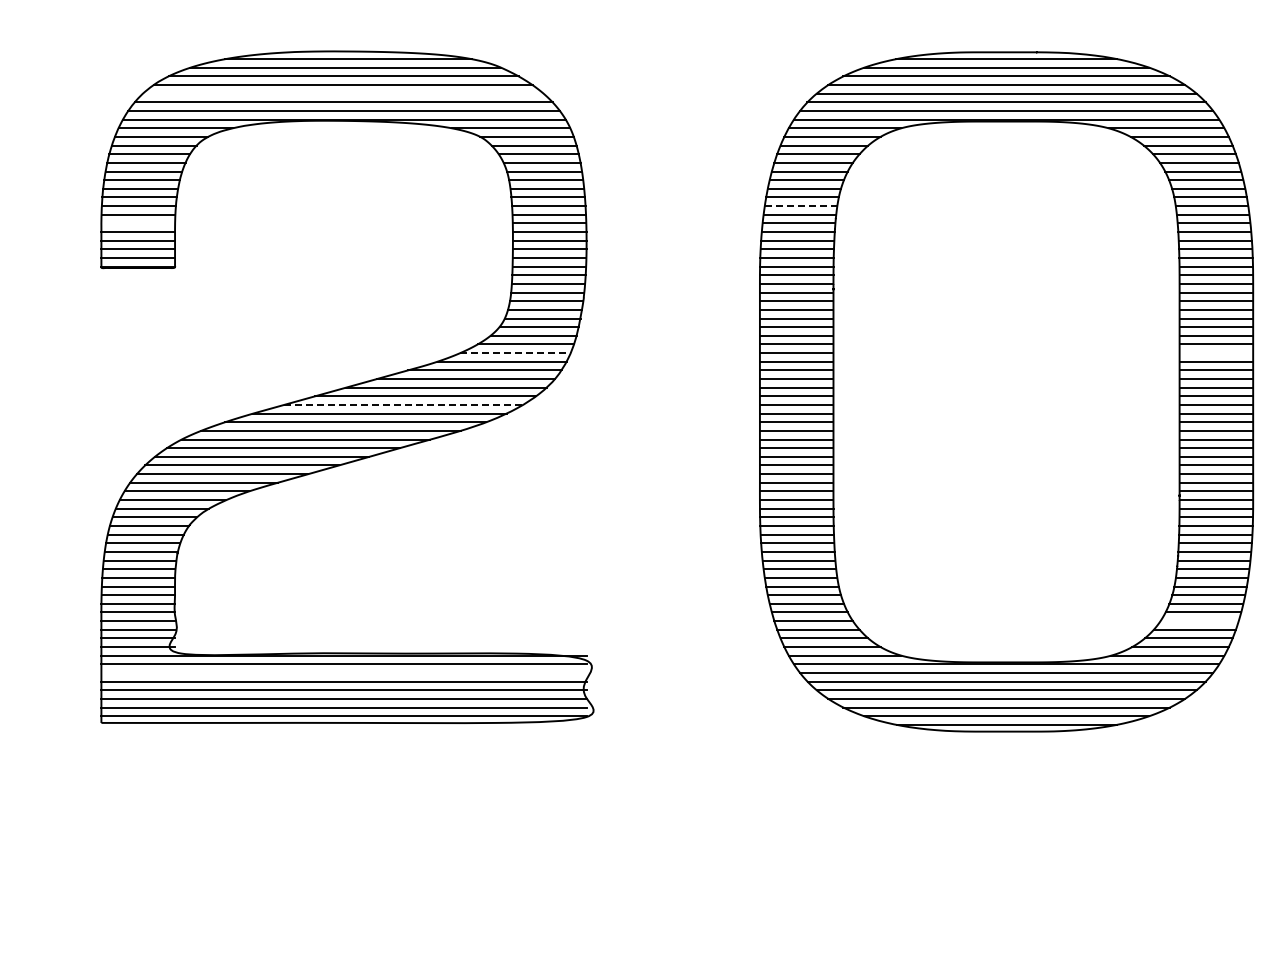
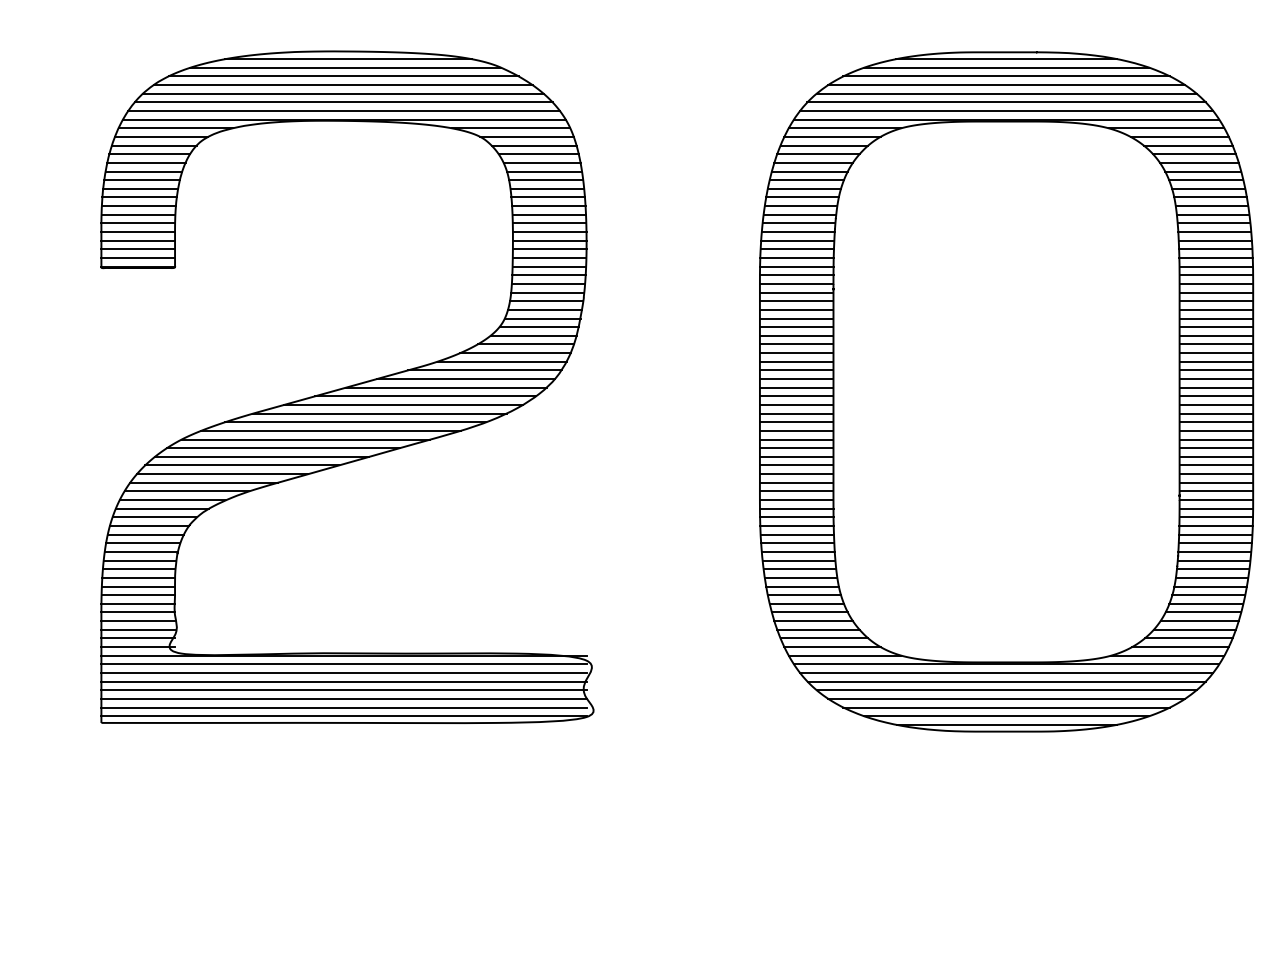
line: none -> present (342, 93)
line: dashed -> solid (801, 206)
line: none -> present (138, 223)
line: dashed -> solid (515, 353)
line: none -> present (1216, 353)
line: dashed -> solid (404, 404)
line: none -> present (1199, 621)
line: none -> present (343, 672)
